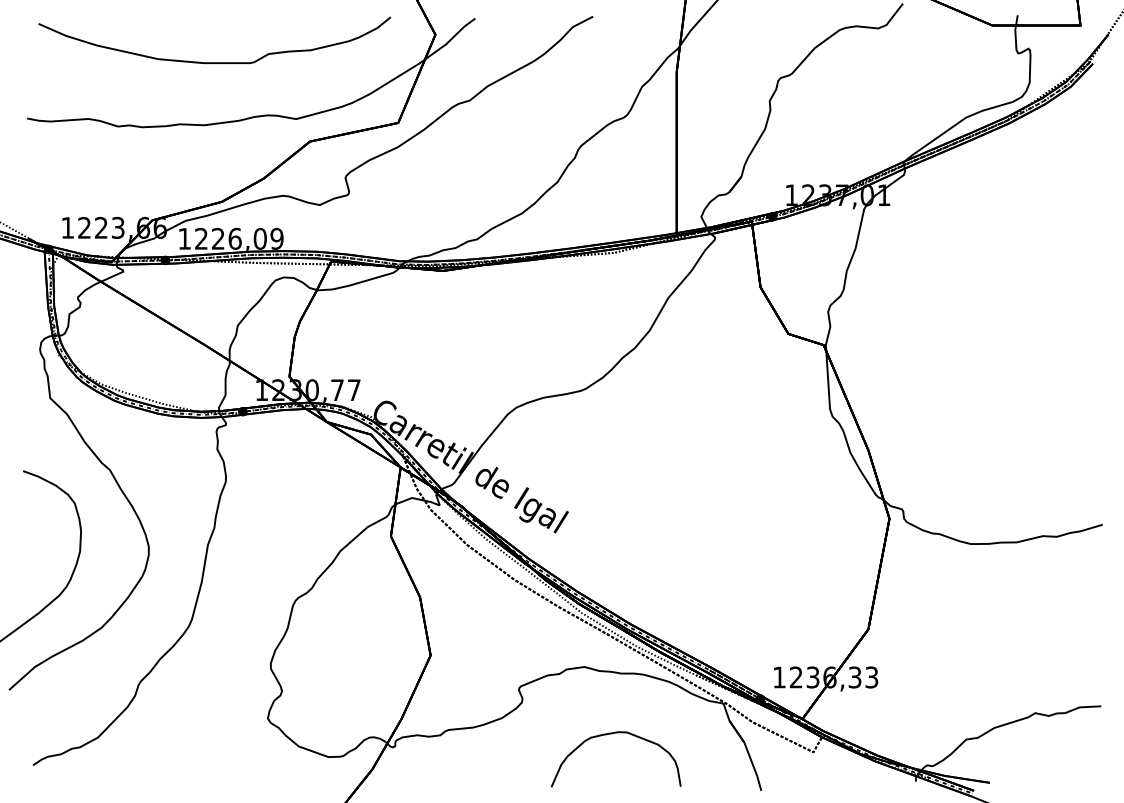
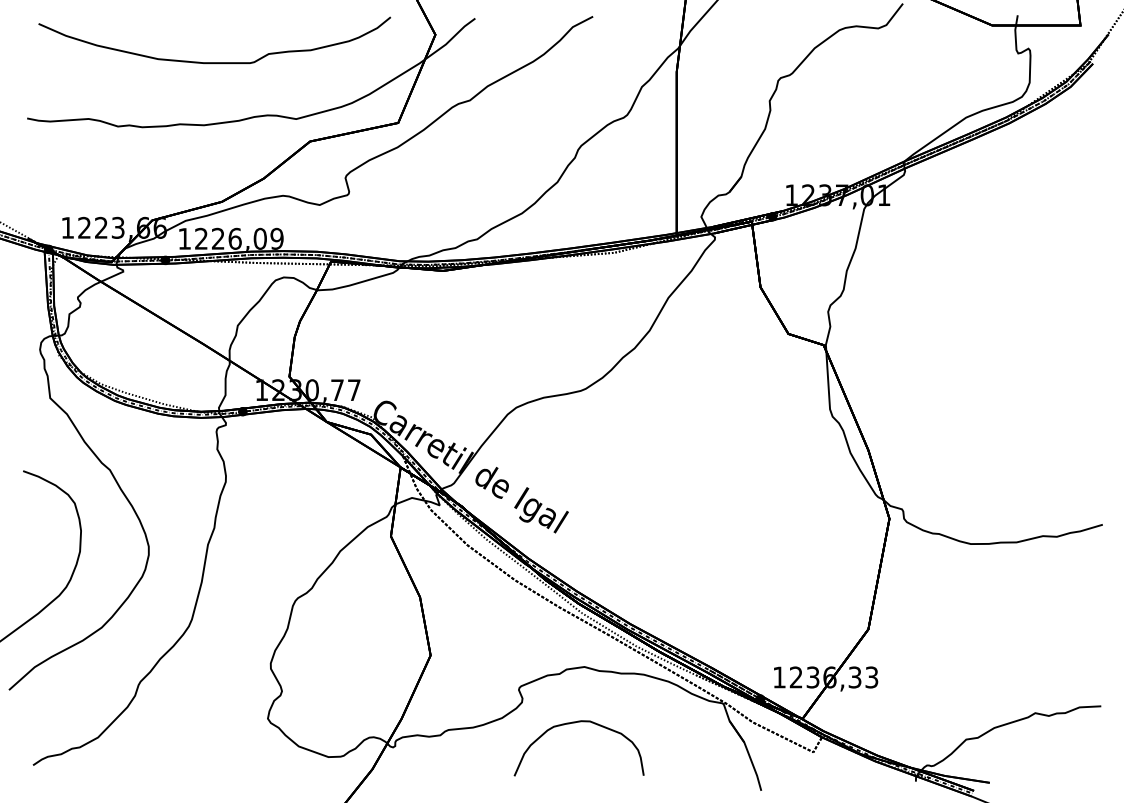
curve position: (612, 734) -> (575, 723) (575, 723)
